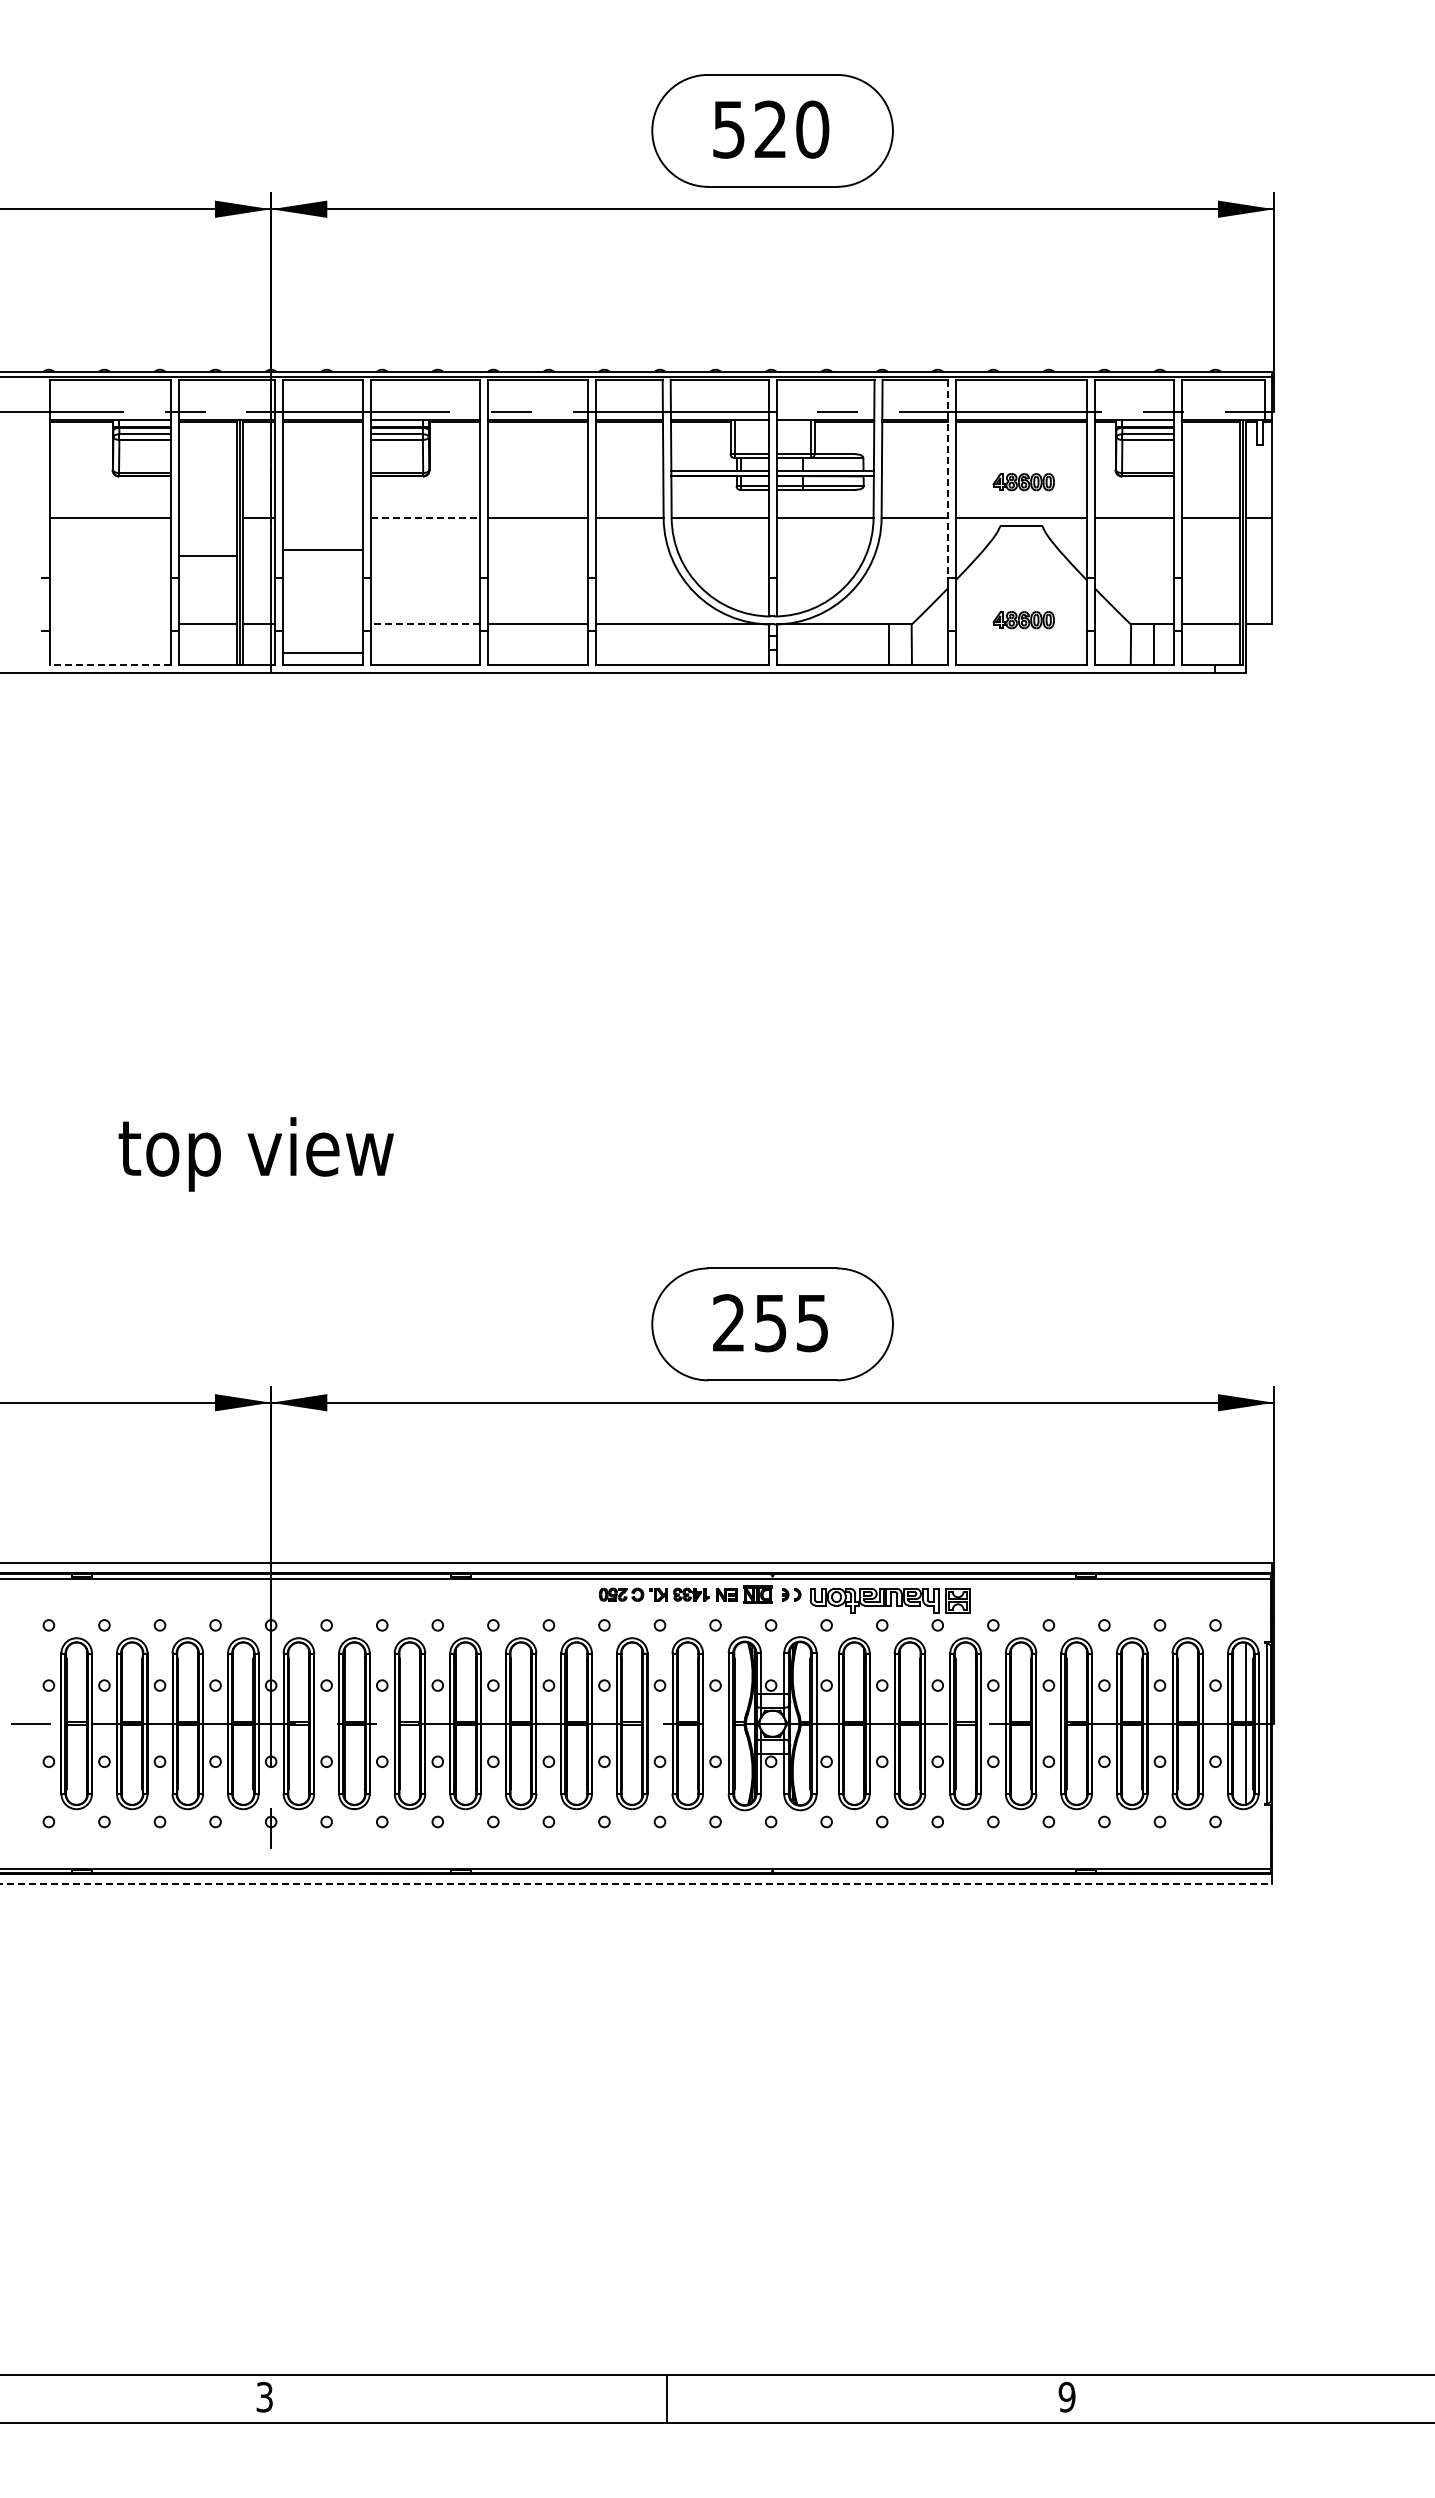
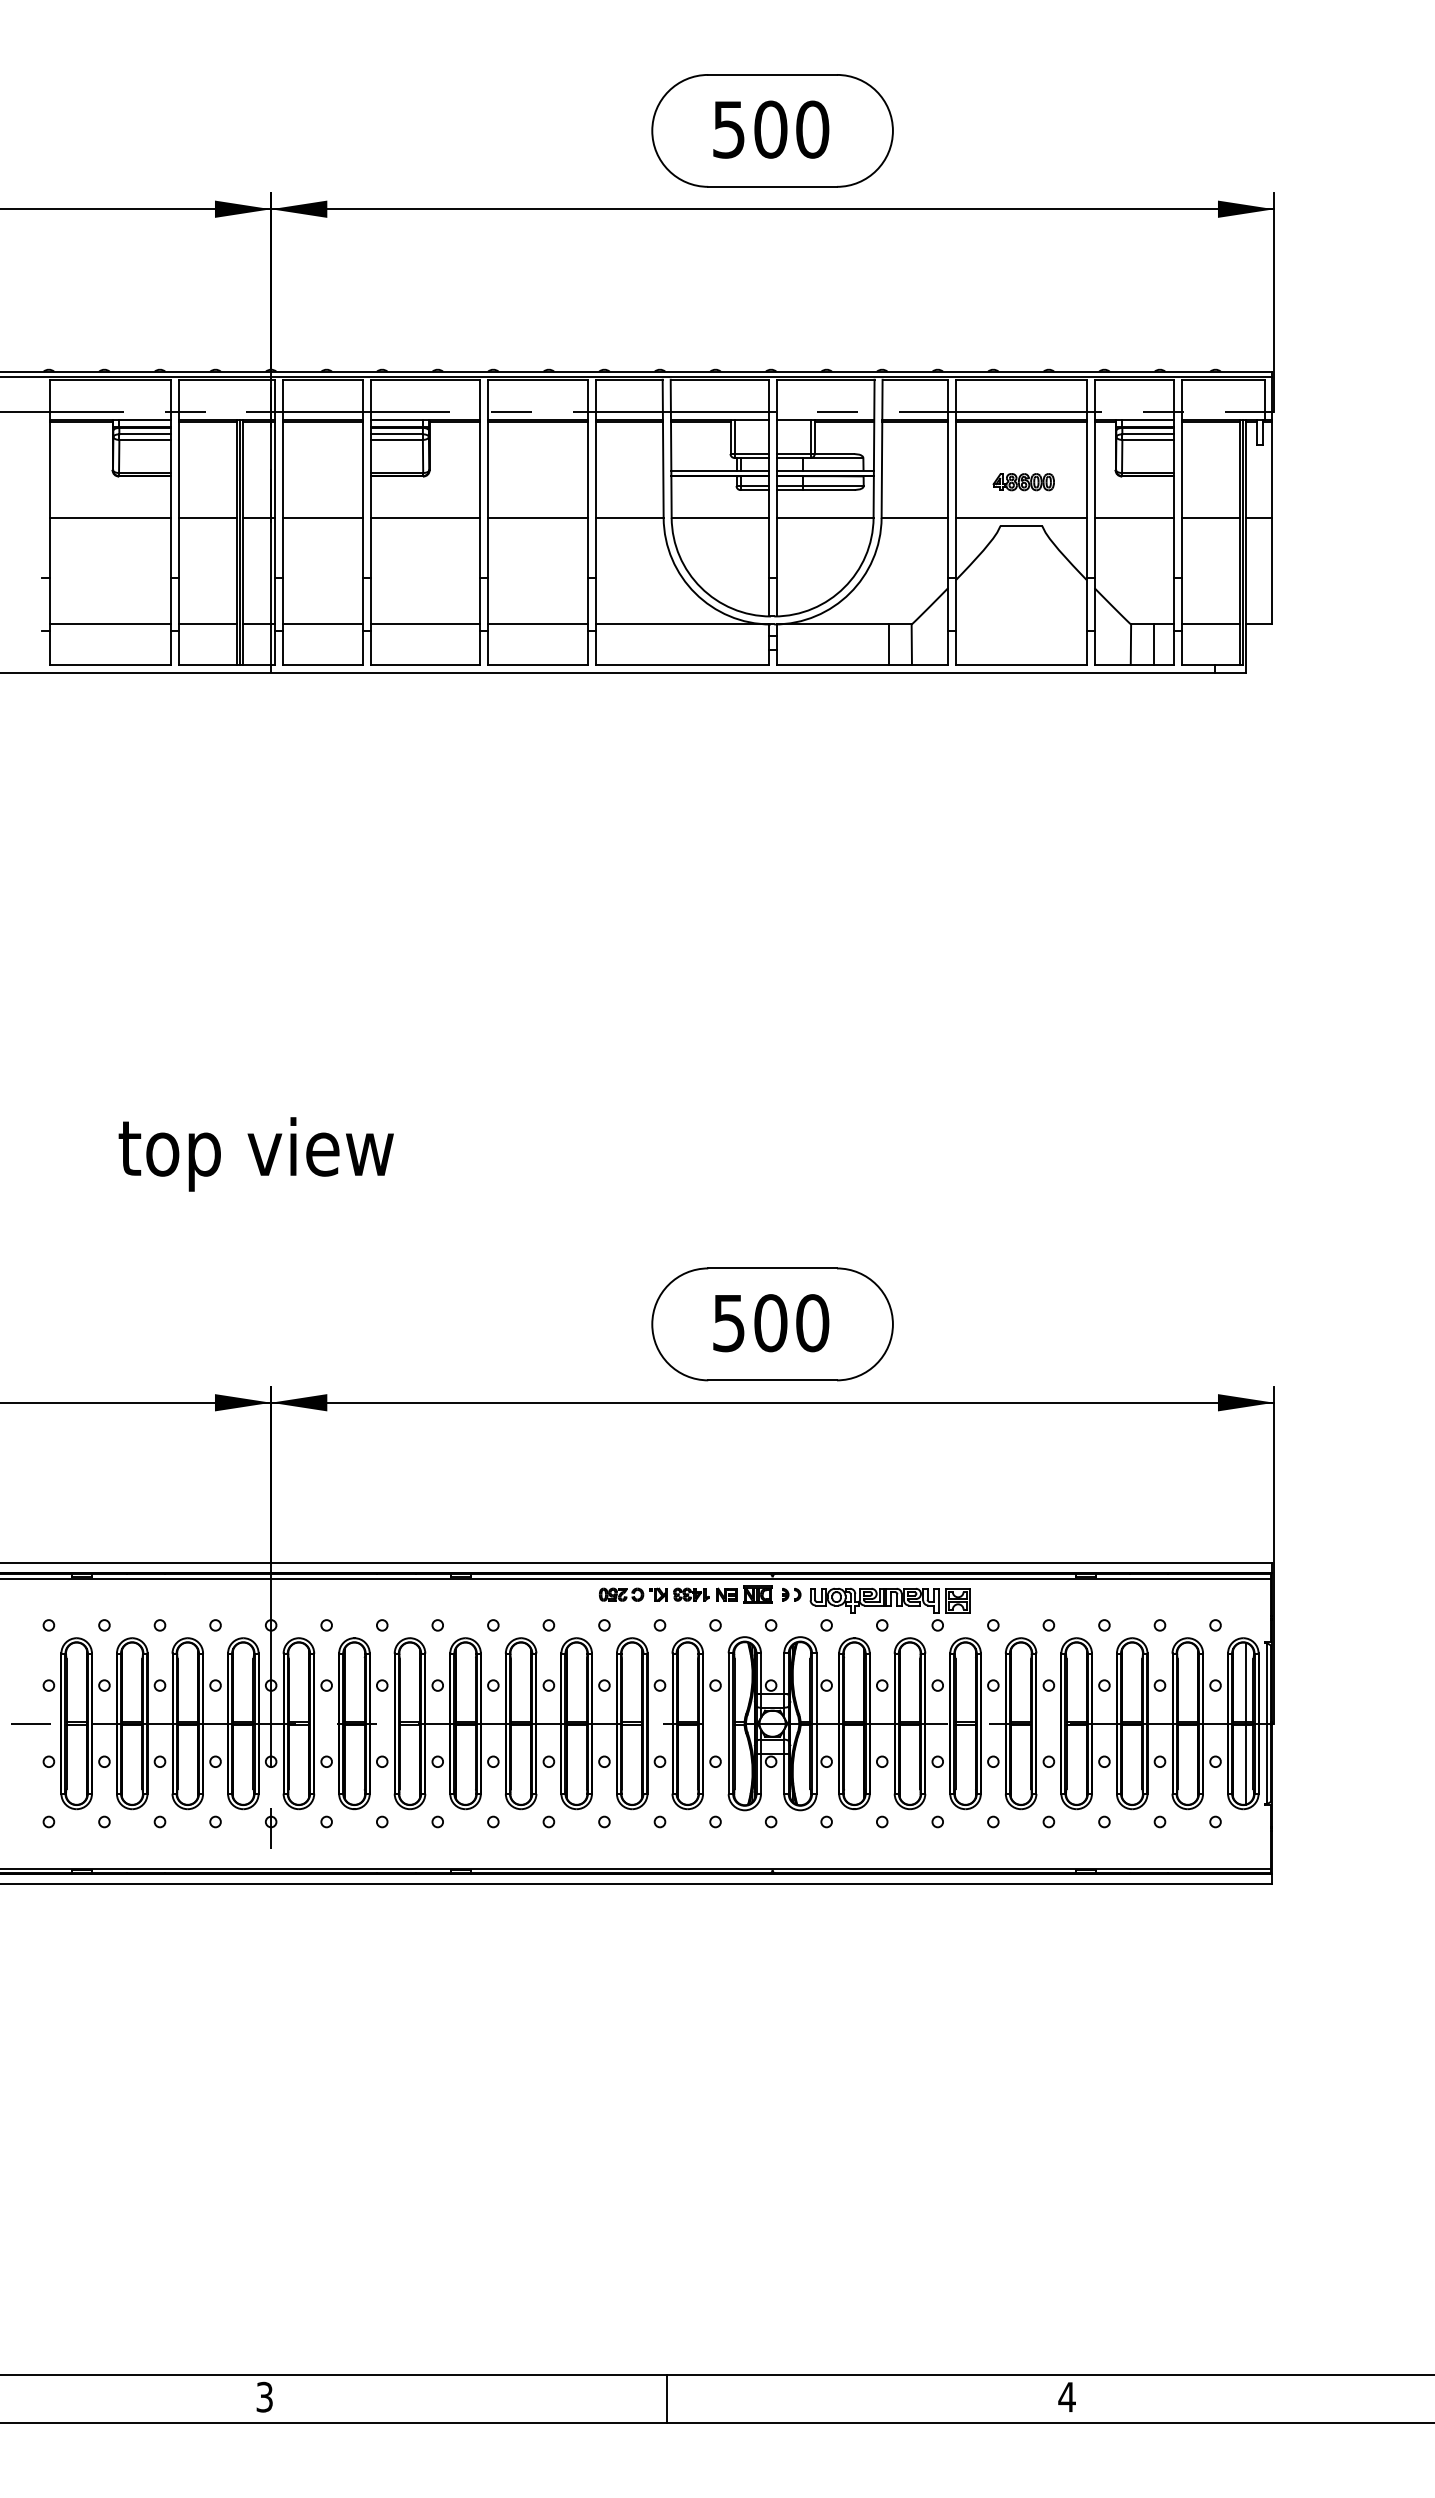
text: 520 -> 500 (770, 129)
line: dashed -> solid (948, 479)
line: dashed -> solid (426, 517)
line position: (323, 549) -> (323, 517) (323, 517)
line position: (207, 555) -> (207, 517) (207, 517)
part: present -> none (1023, 620)
line: none -> present (110, 624)
line: dashed -> solid (425, 624)
line position: (323, 653) -> (323, 624) (323, 624)
line: dashed -> solid (110, 664)
text: 255 -> 500 (771, 1323)
line: dashed -> solid (636, 1884)
text: 9 -> 4 (1066, 2396)
